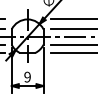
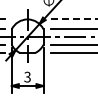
line: solid -> dashed (74, 19)
text: 9 -> 3 (27, 77)
